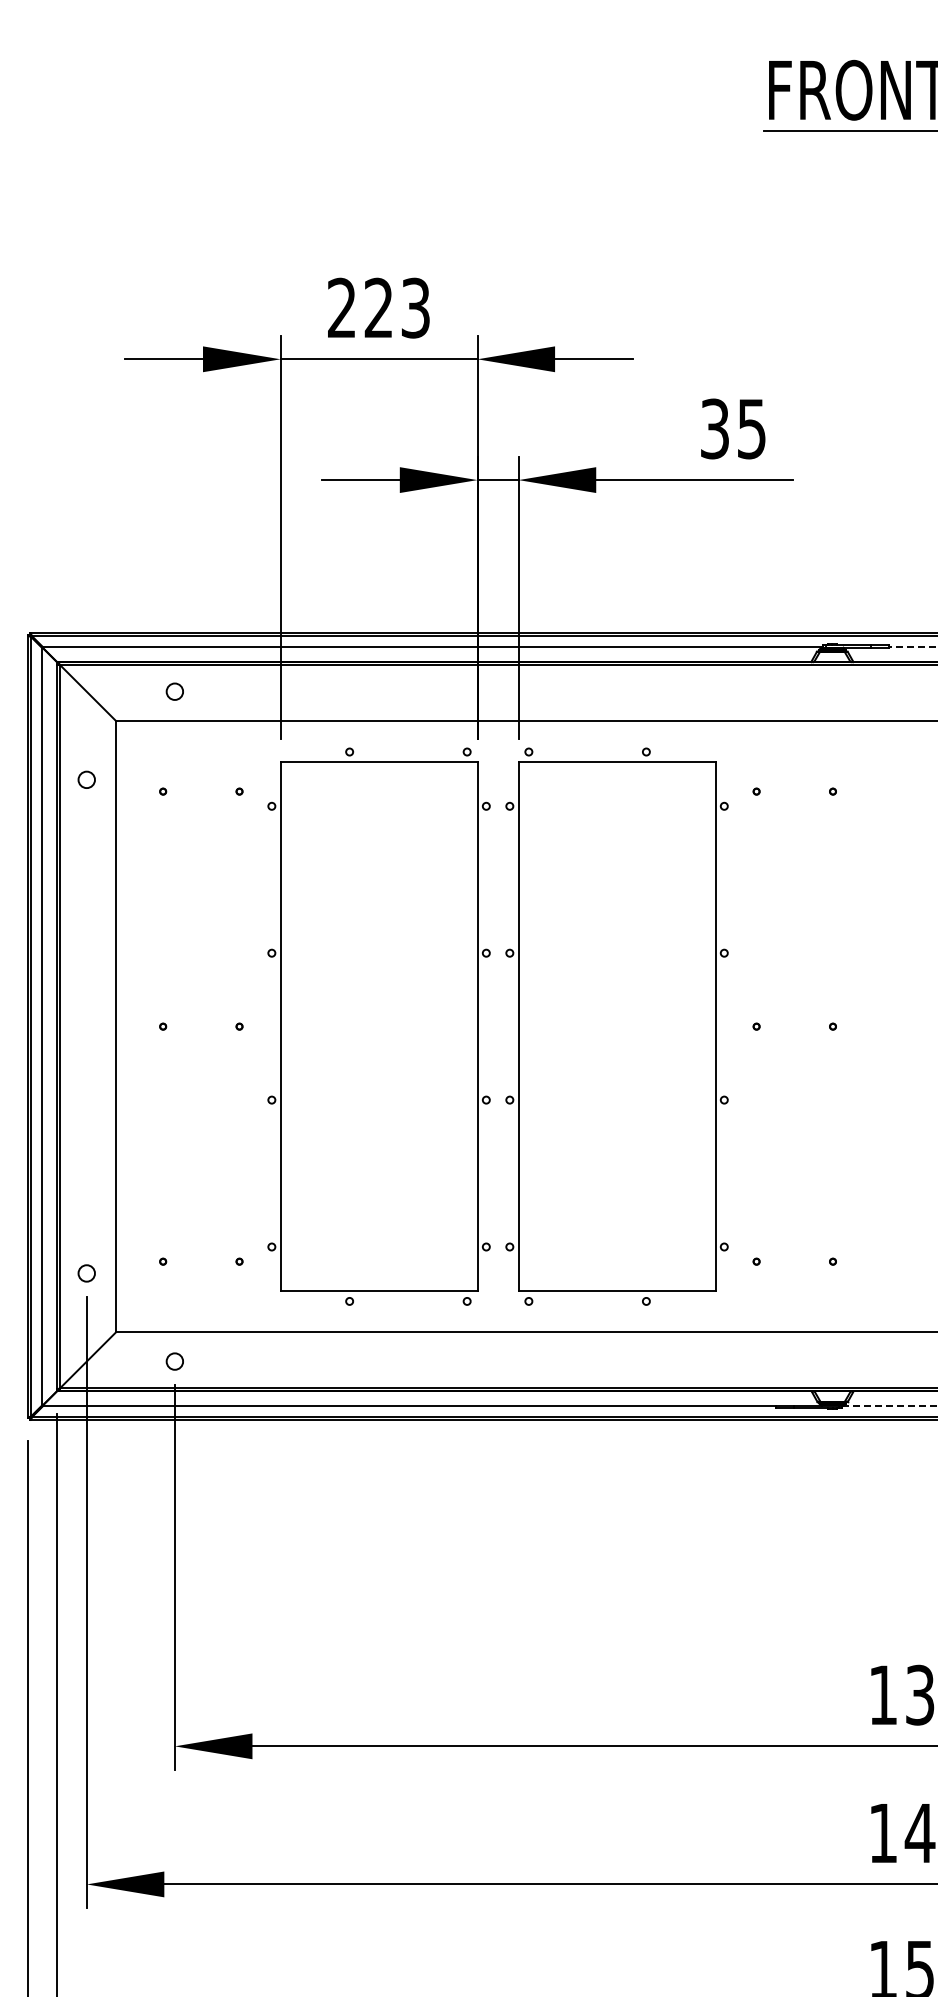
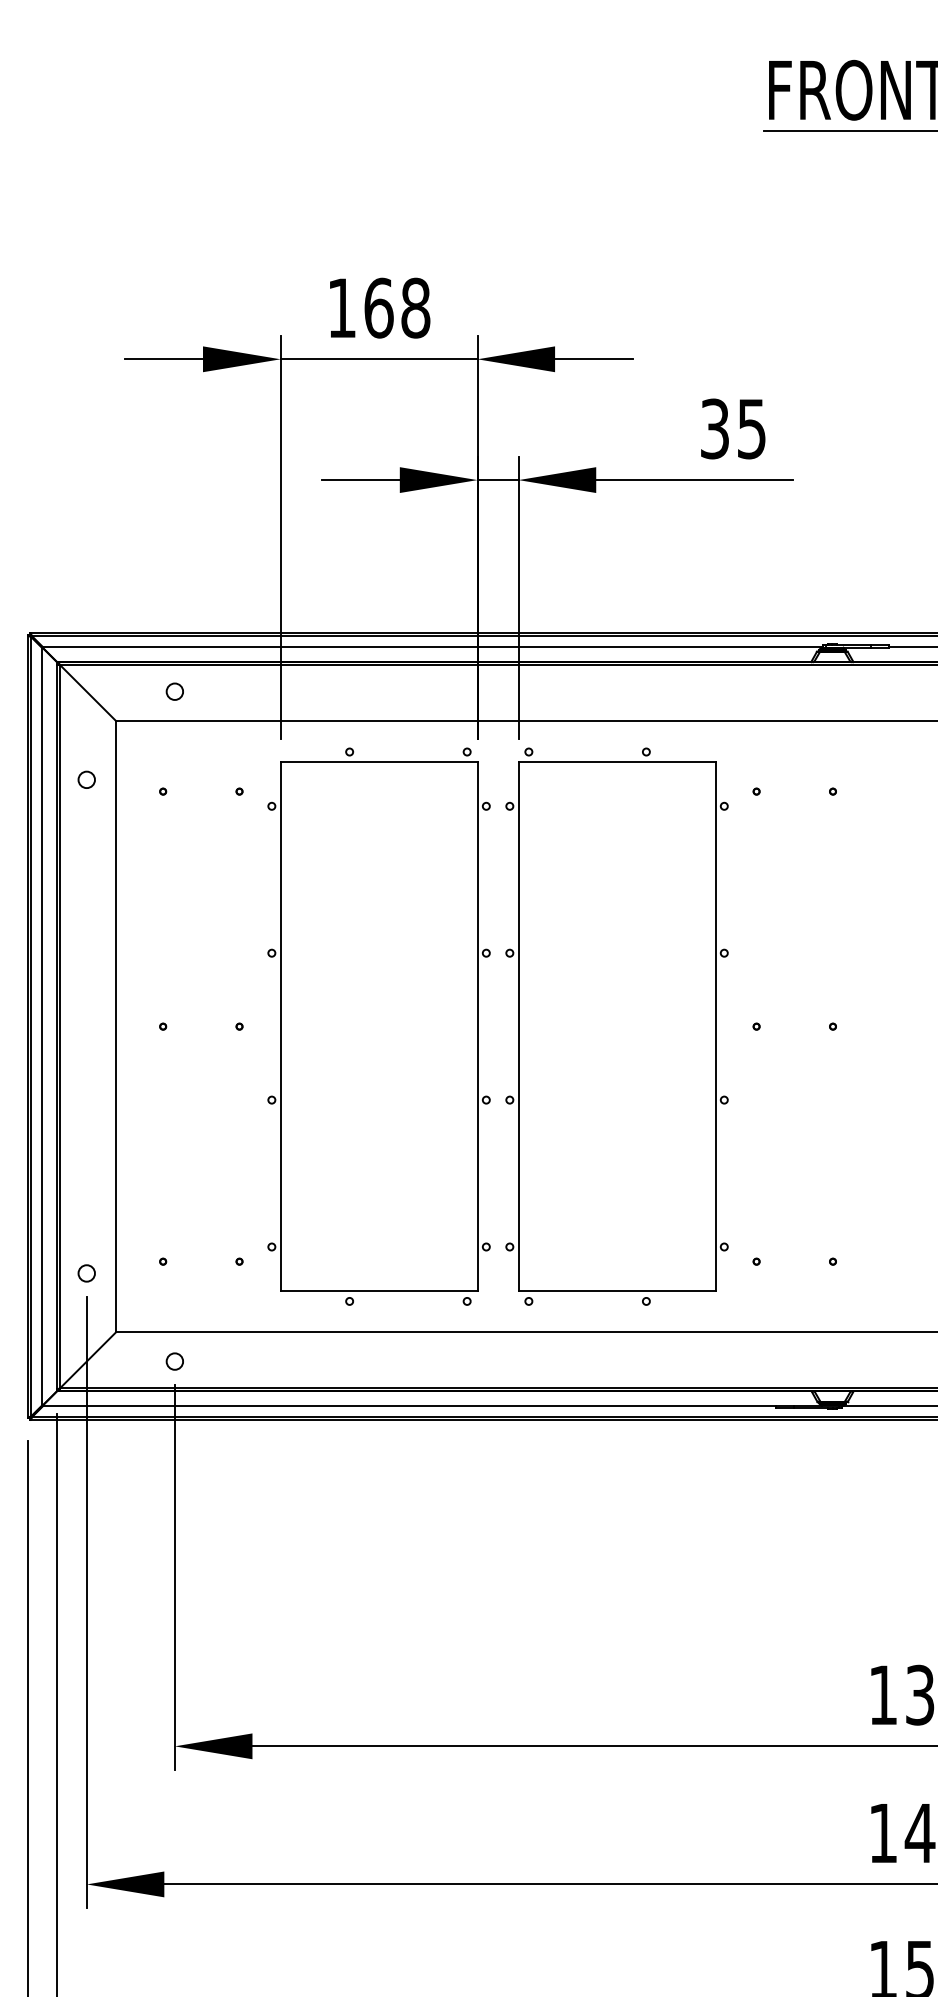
text: 223 -> 168 (379, 307)
line: dashed -> solid (913, 647)
line: dashed -> solid (890, 1406)
